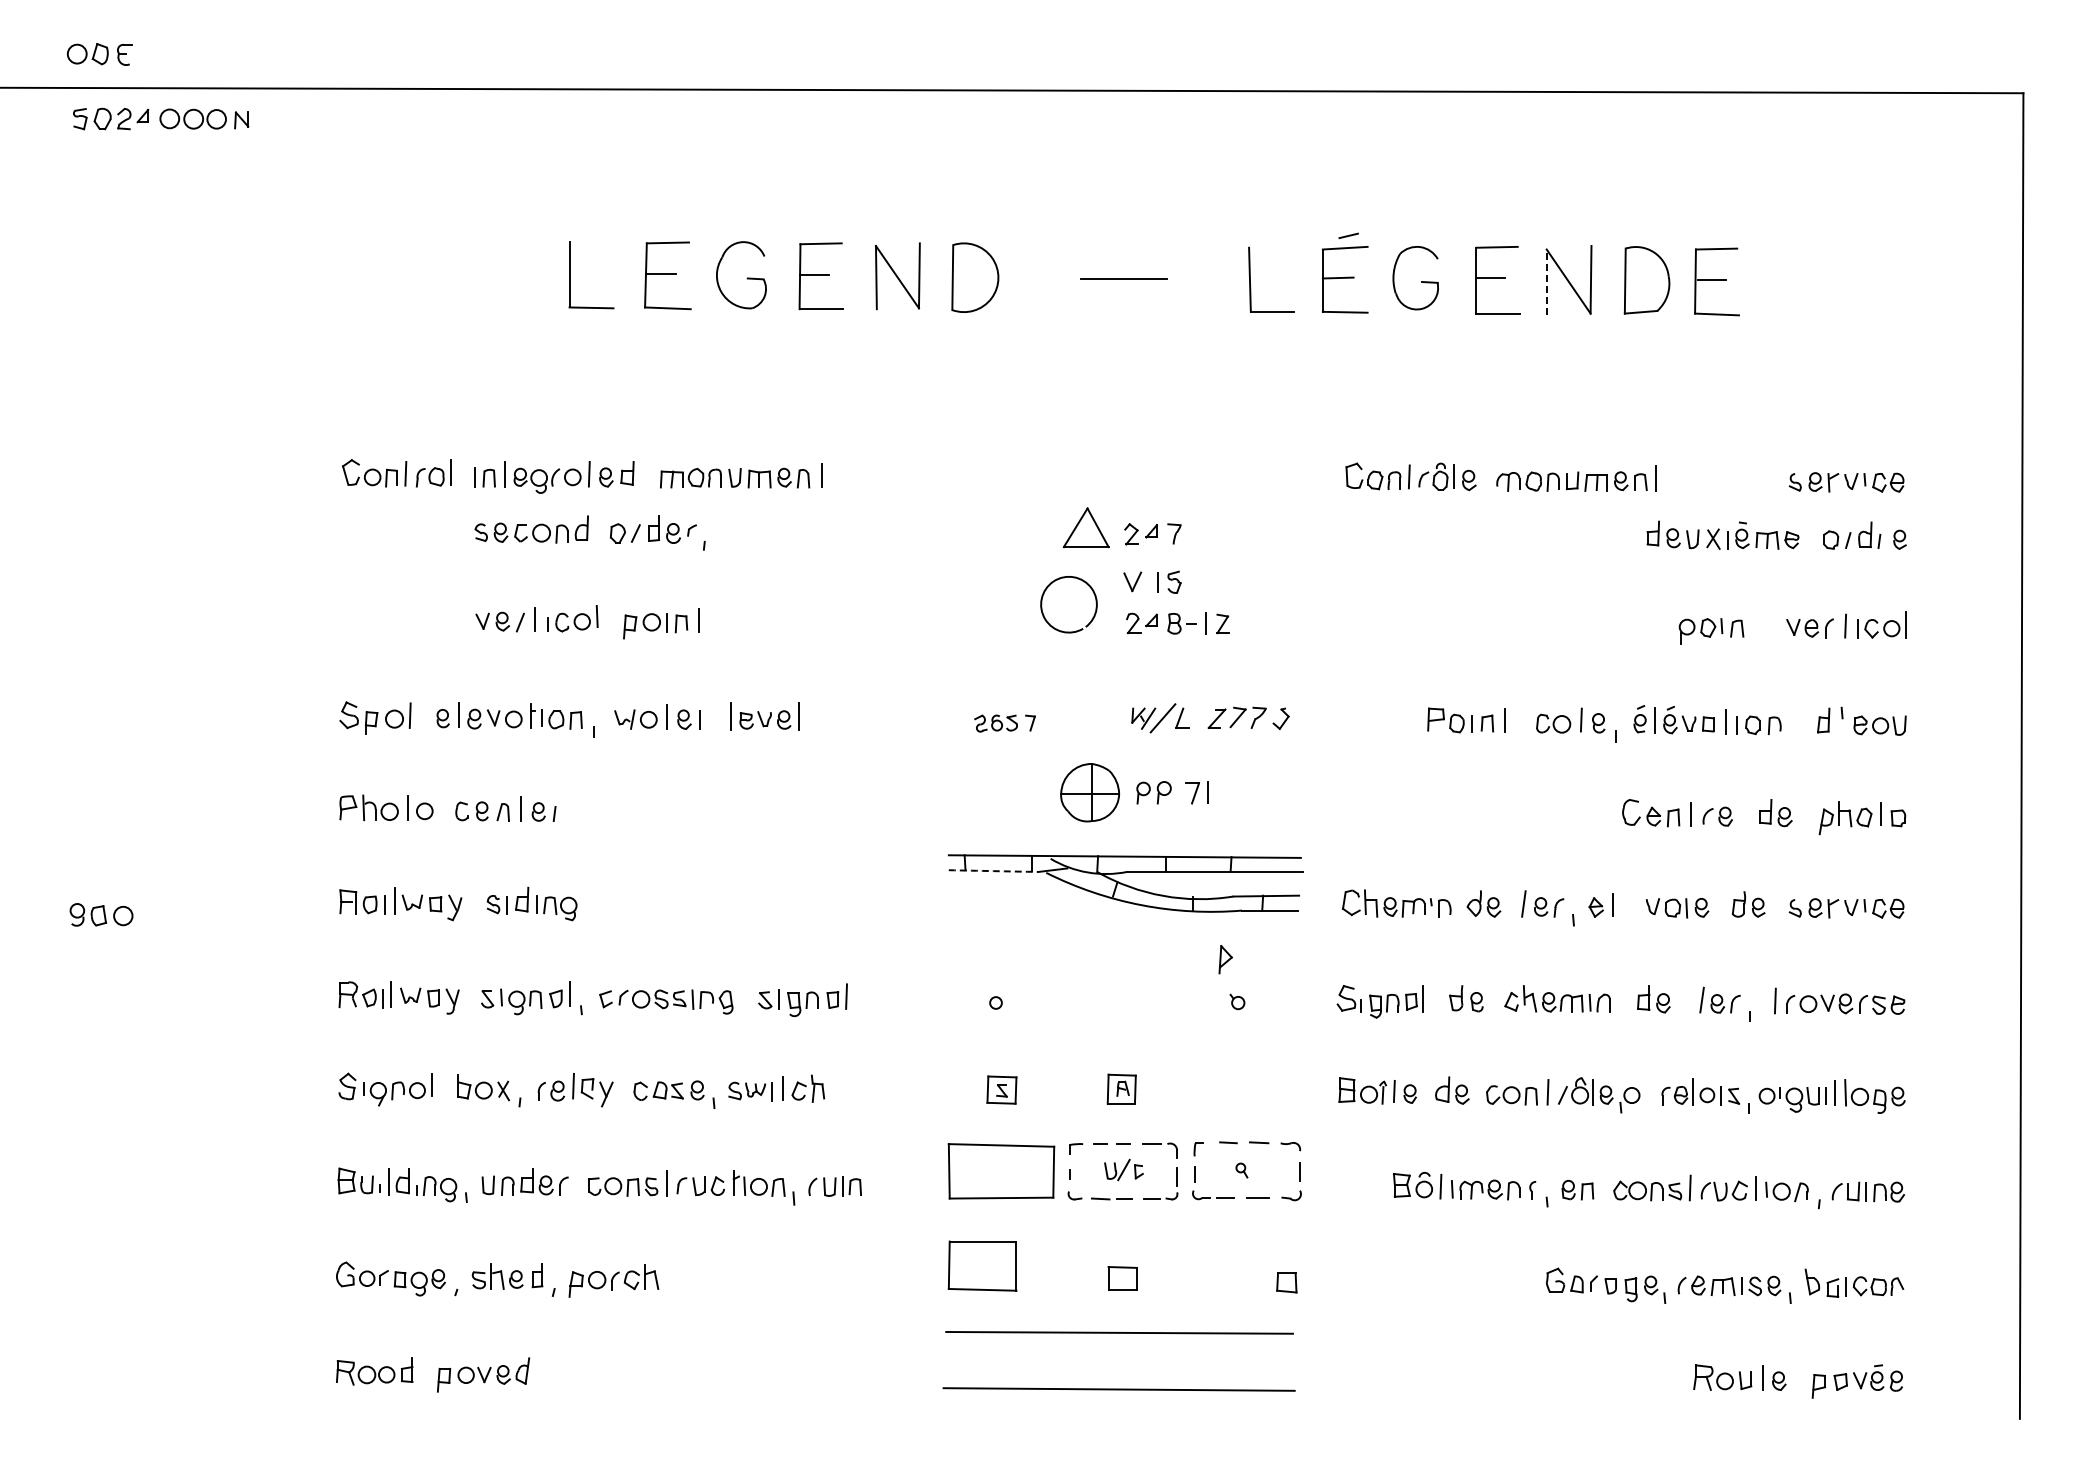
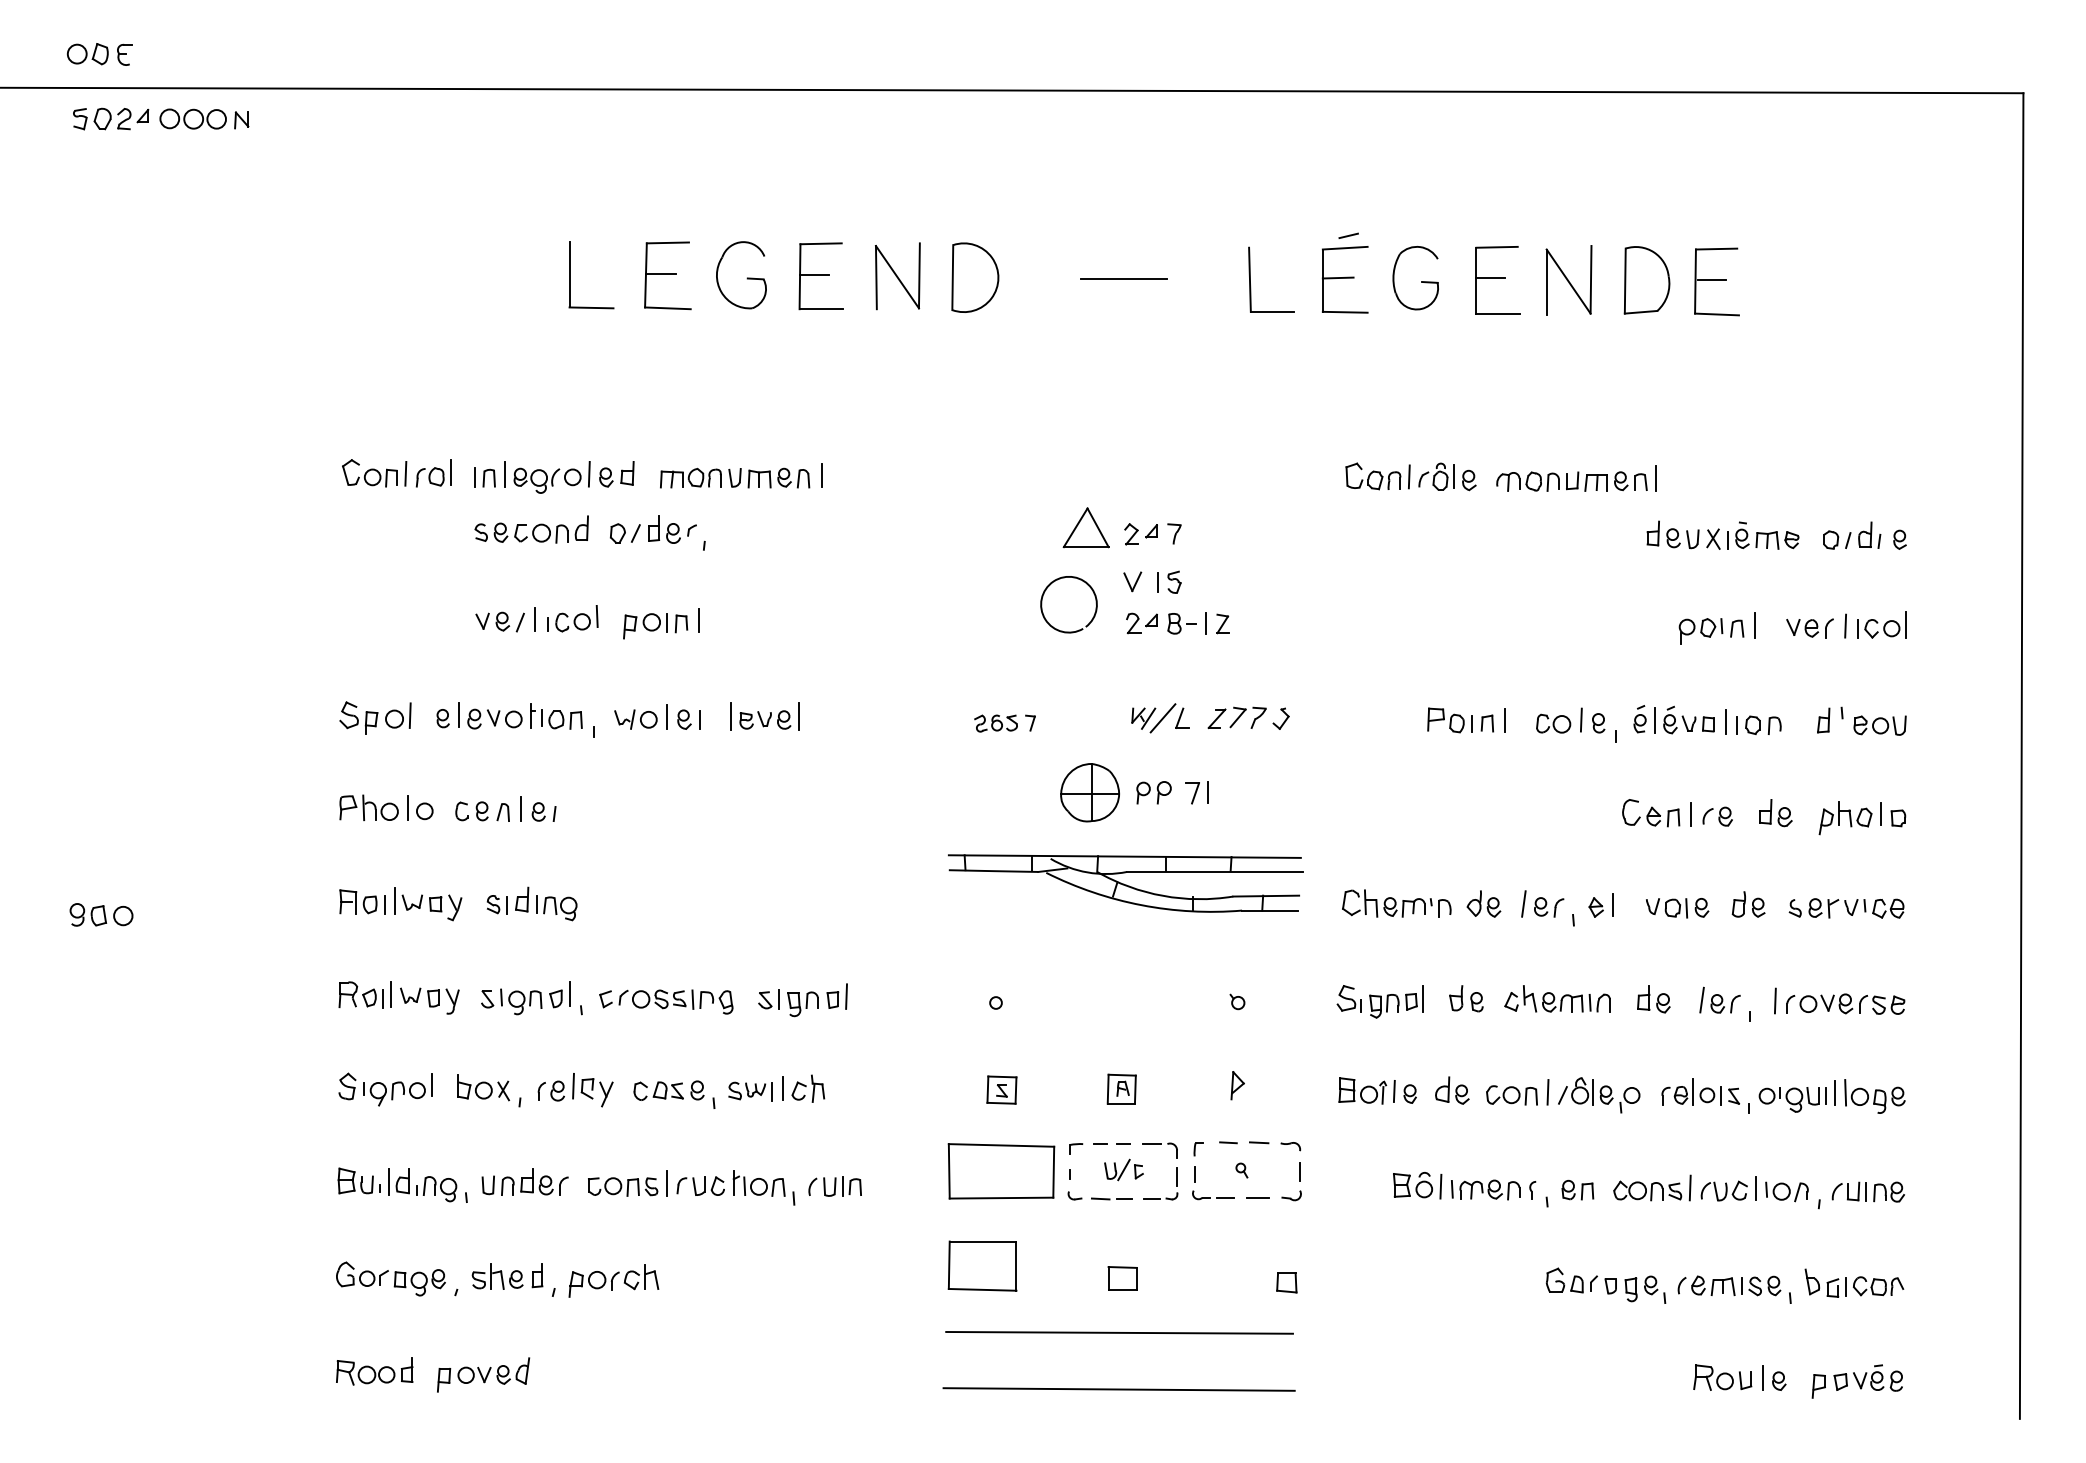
line: dashed -> solid (1546, 282)
part: present -> none (1846, 482)
line: none -> present (1754, 624)
arc: dashed -> solid (993, 871)
part position: (1225, 959) -> (1237, 1085) (1237, 1085)
